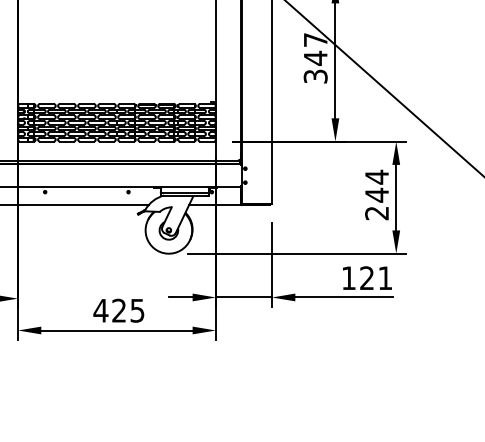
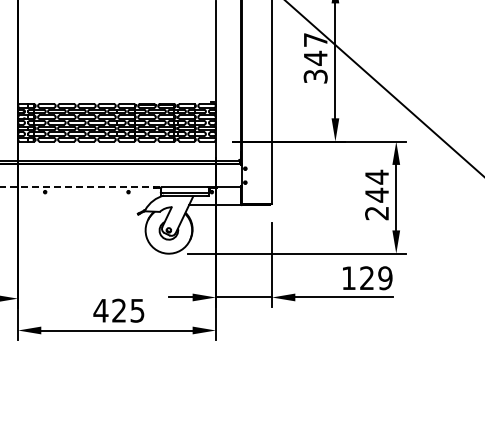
line: solid -> dashed (80, 187)
line: present -> none (75, 205)
text: 121 -> 129 (385, 278)
